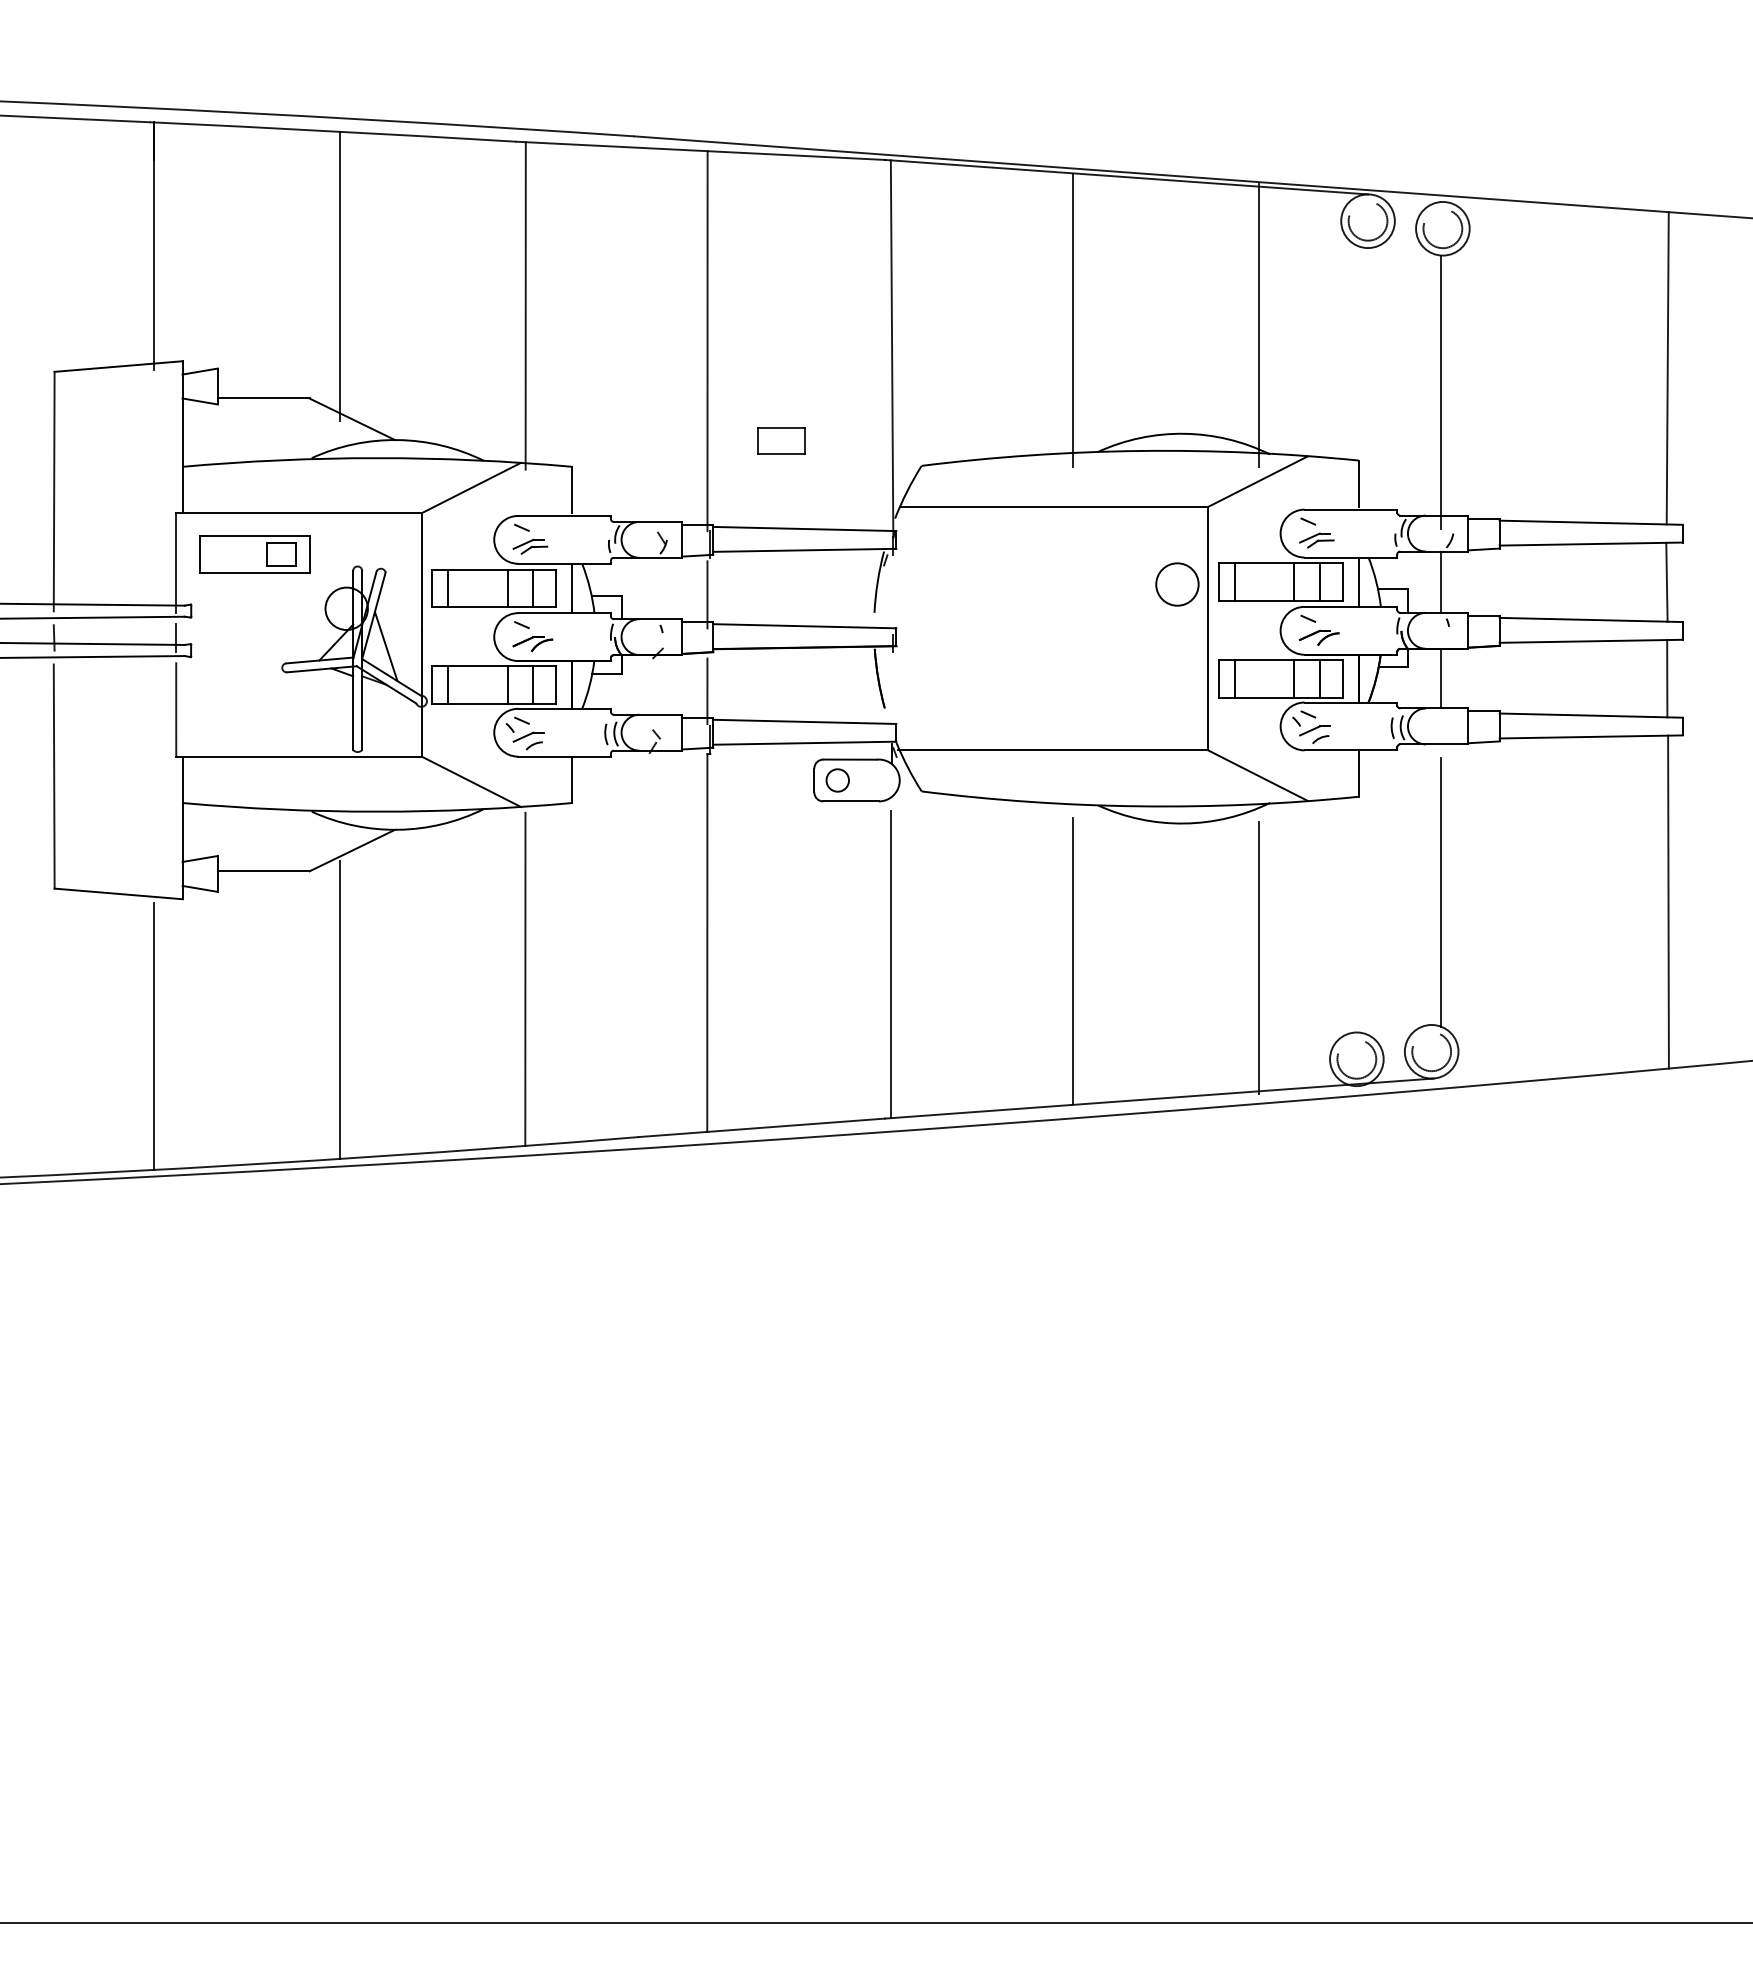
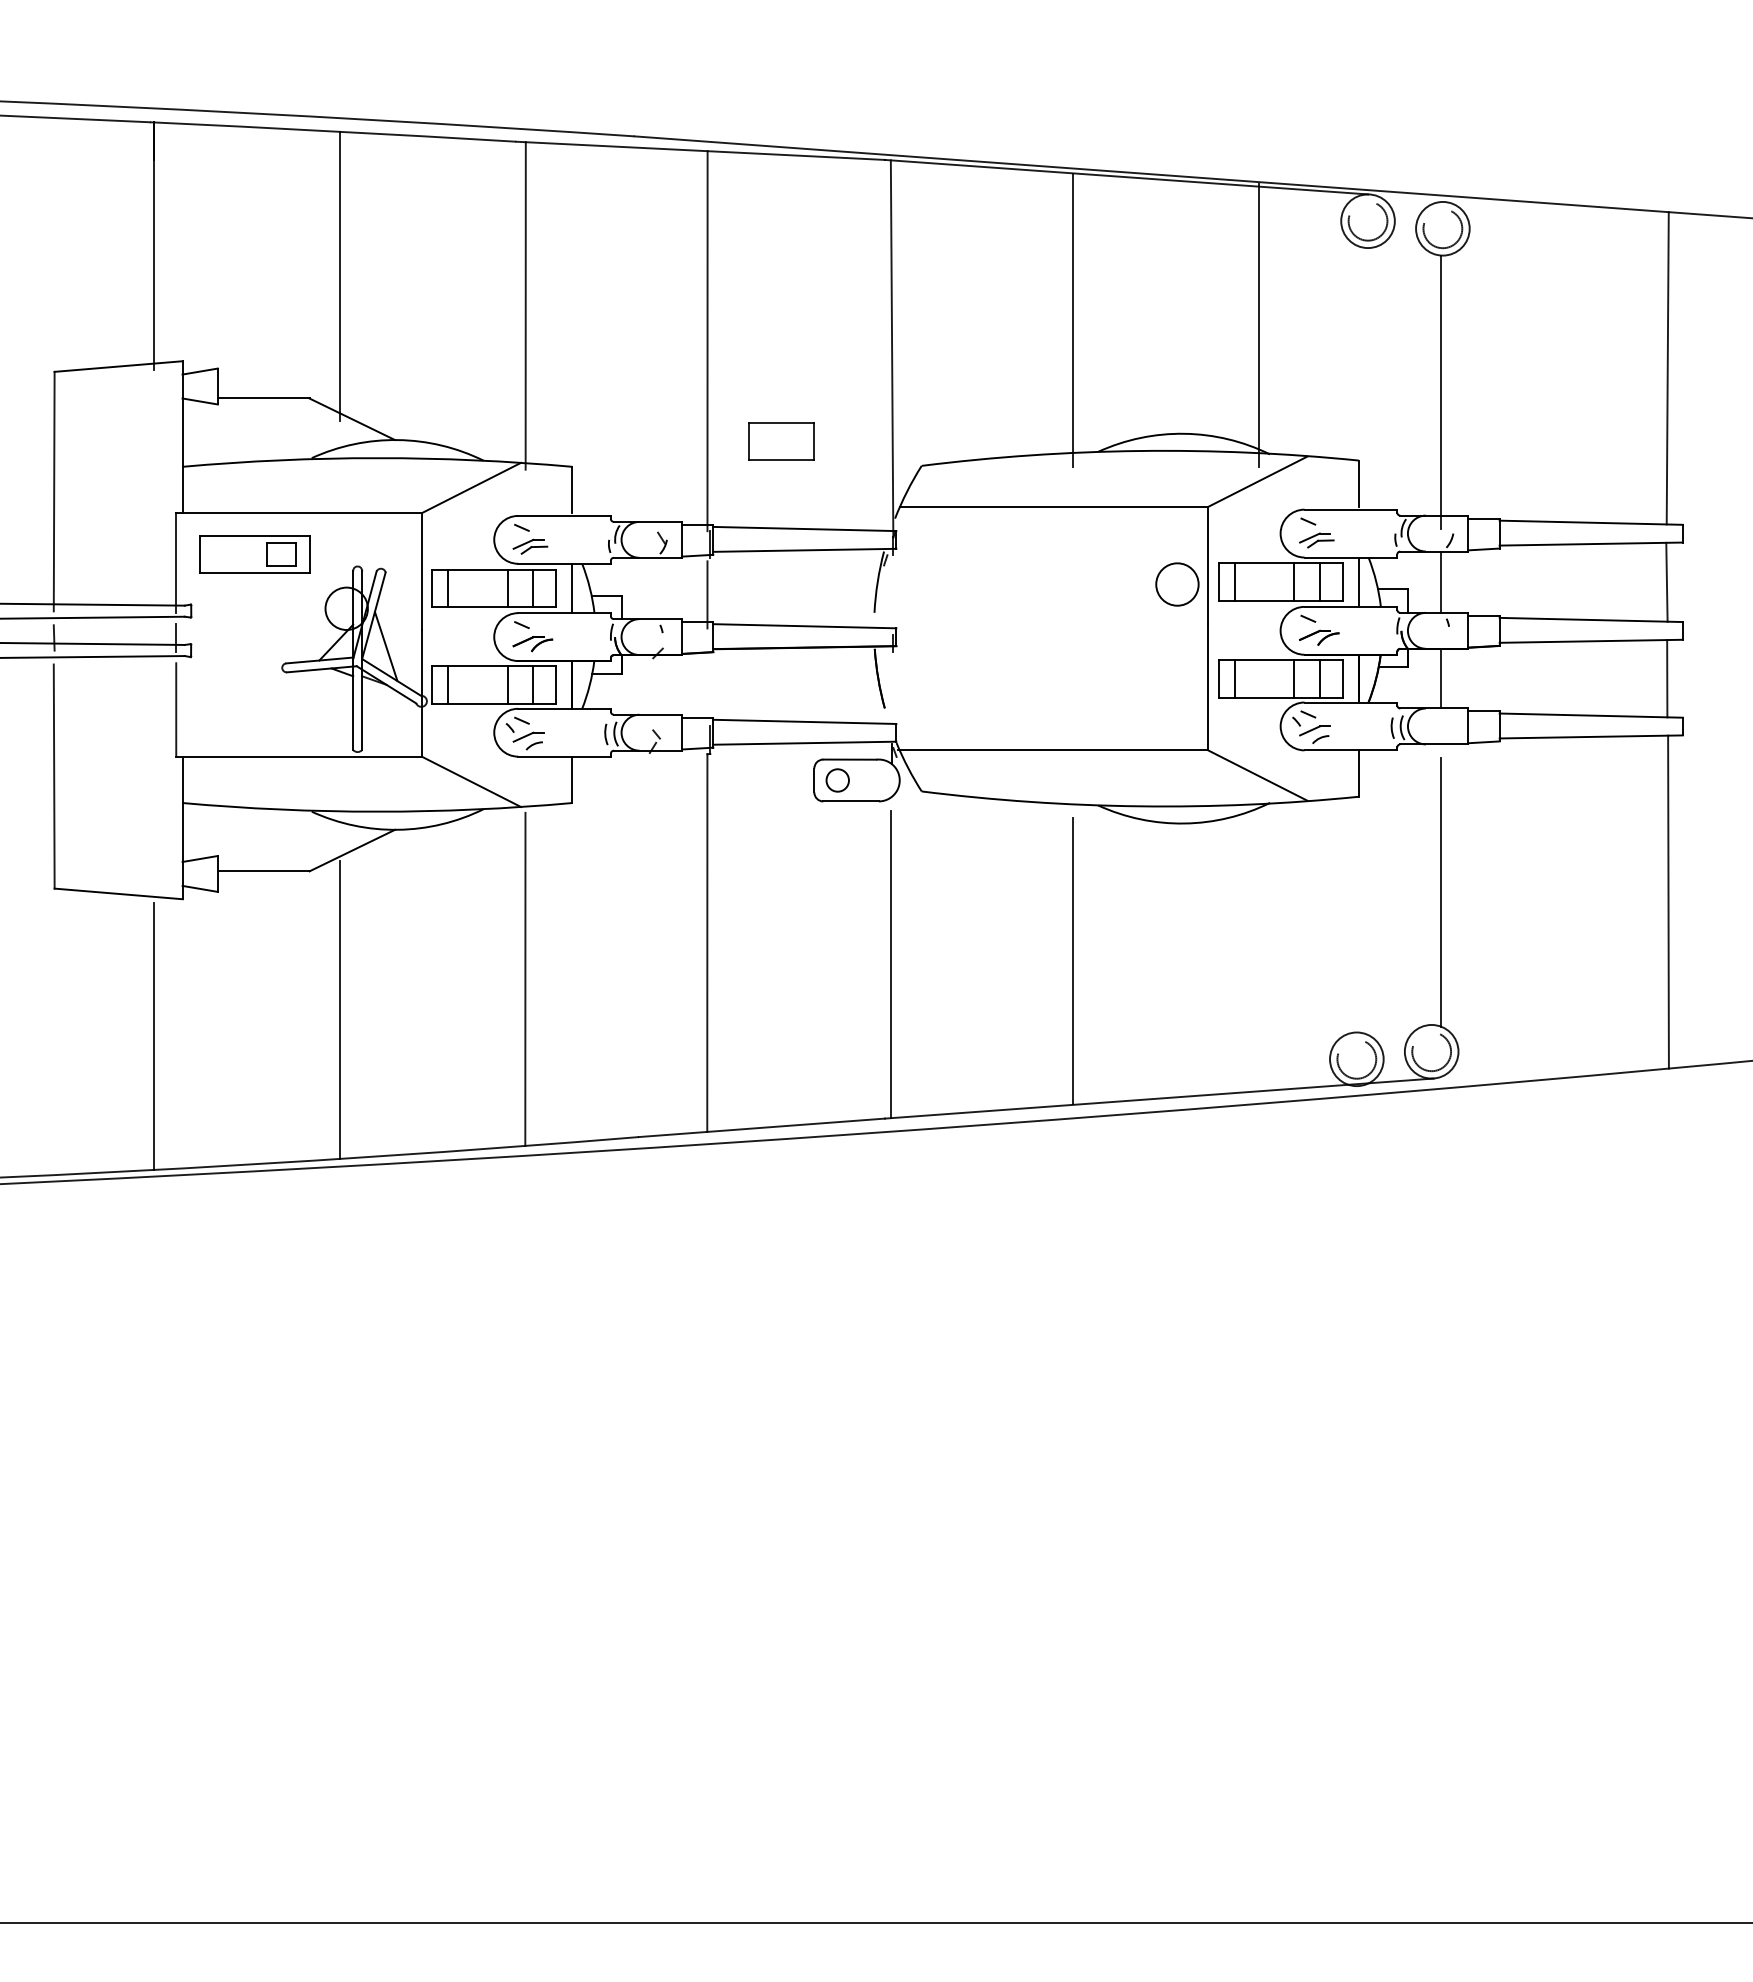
part size: 49x28 px -> 67x39 px (781, 441)
line: present -> none (707, 691)
line: present -> none (1259, 957)
